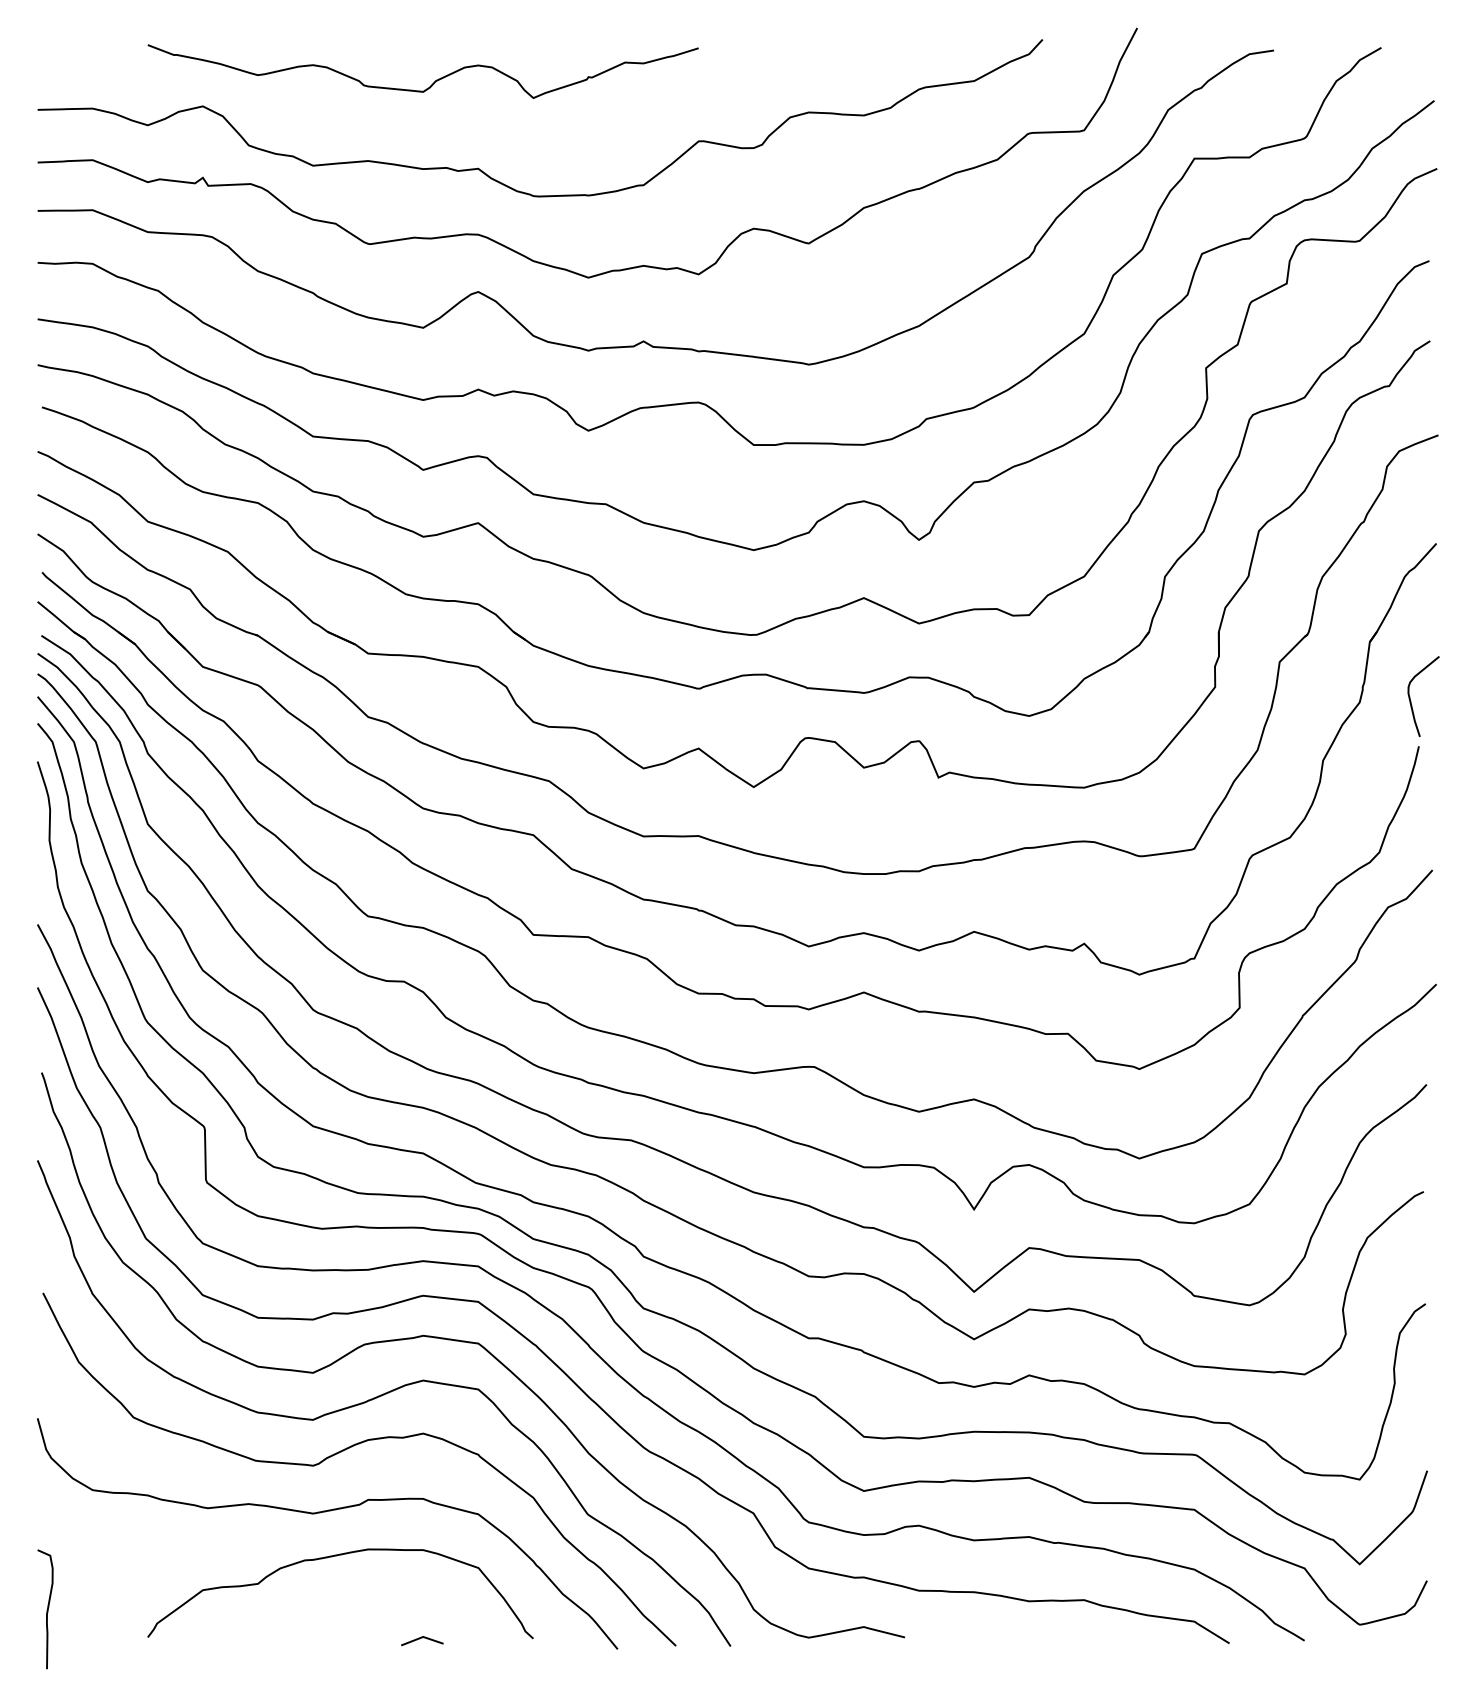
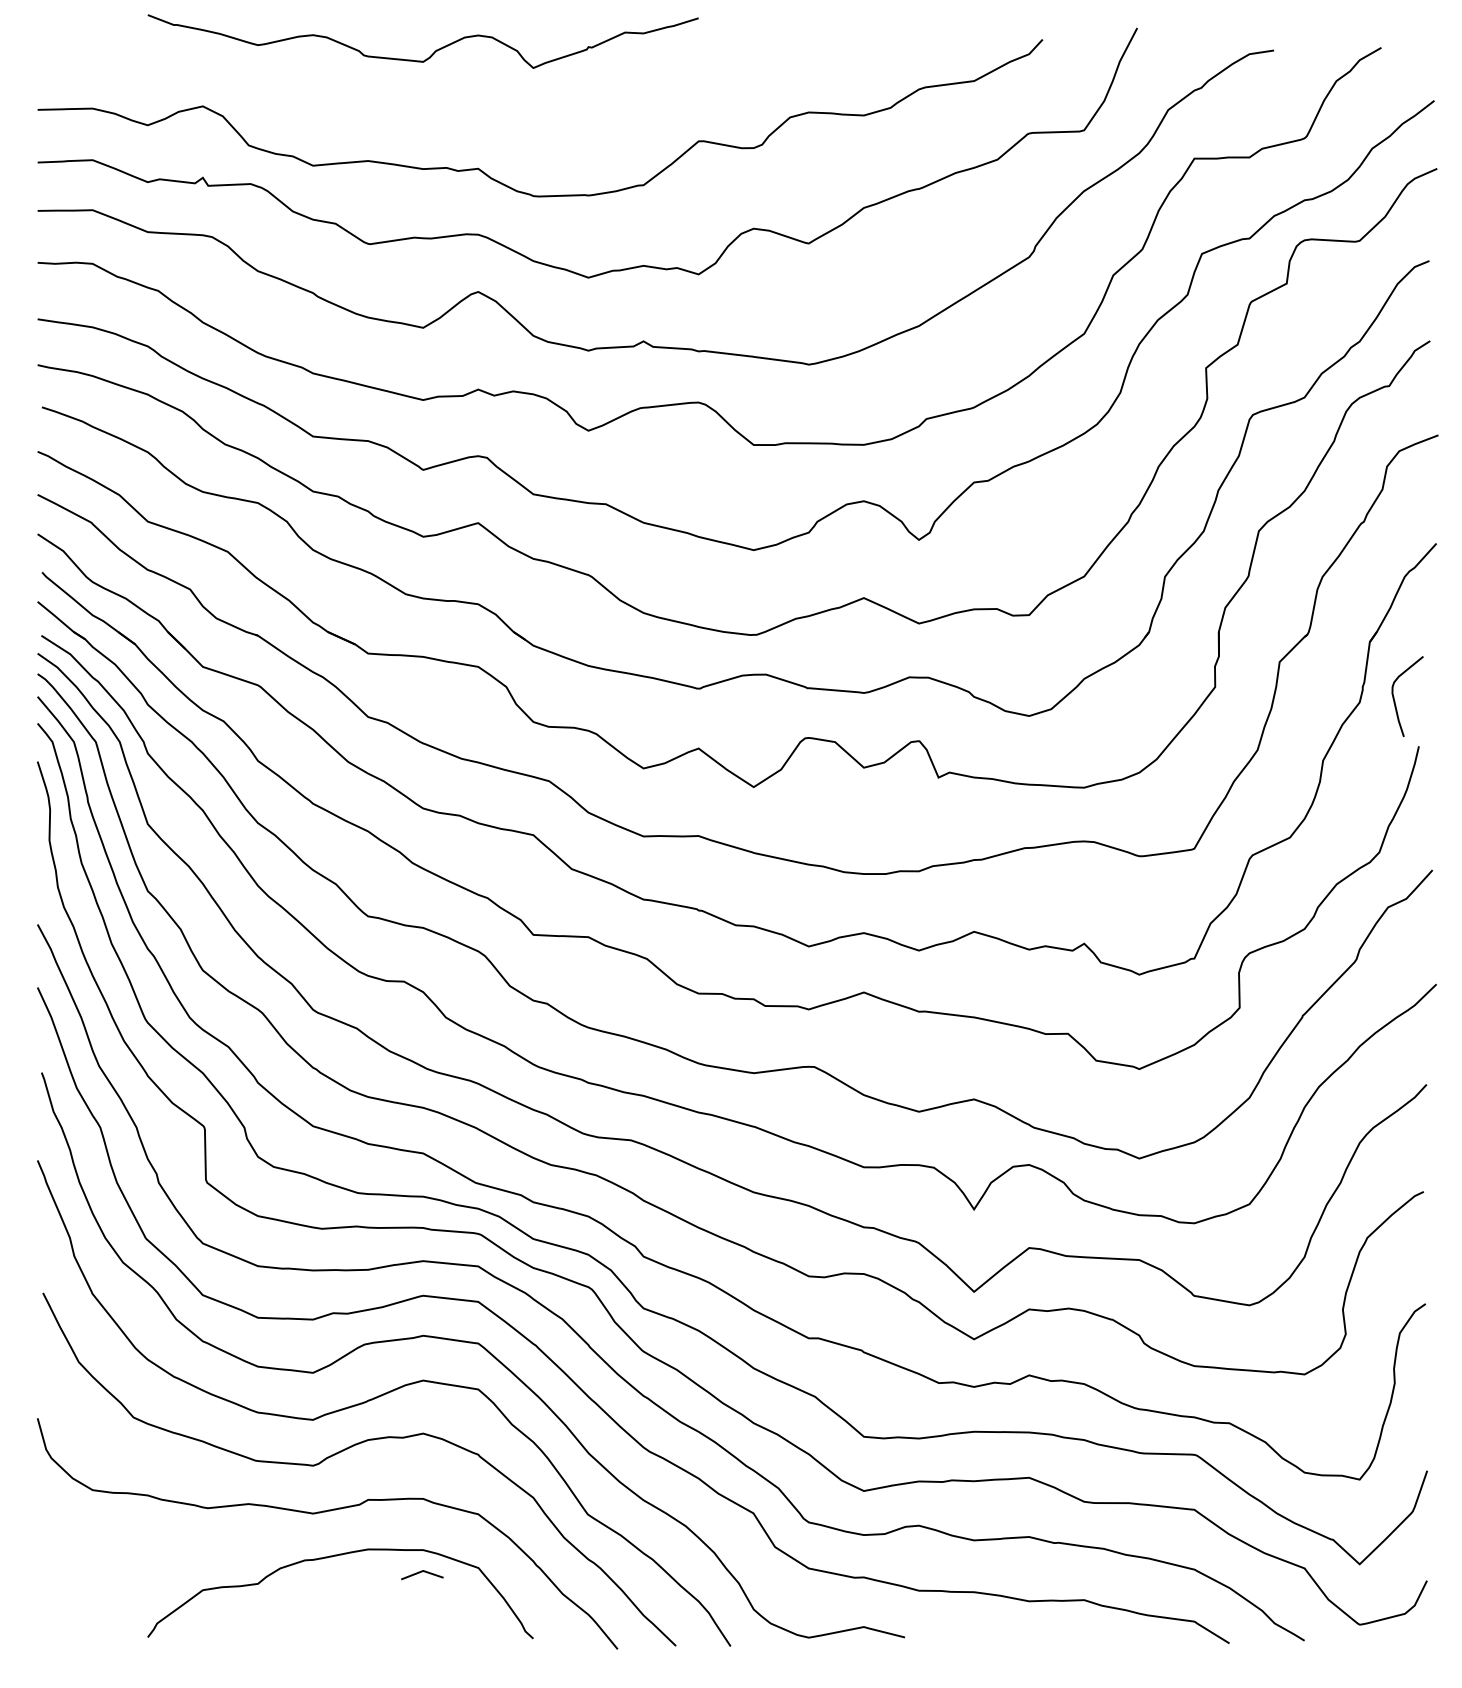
curve position: (433, 82) -> (433, 52) (433, 52)
curve position: (1410, 696) -> (1394, 696) (1394, 696)
curve: present -> none (46, 1610)
line position: (422, 1638) -> (422, 1572) (422, 1572)
